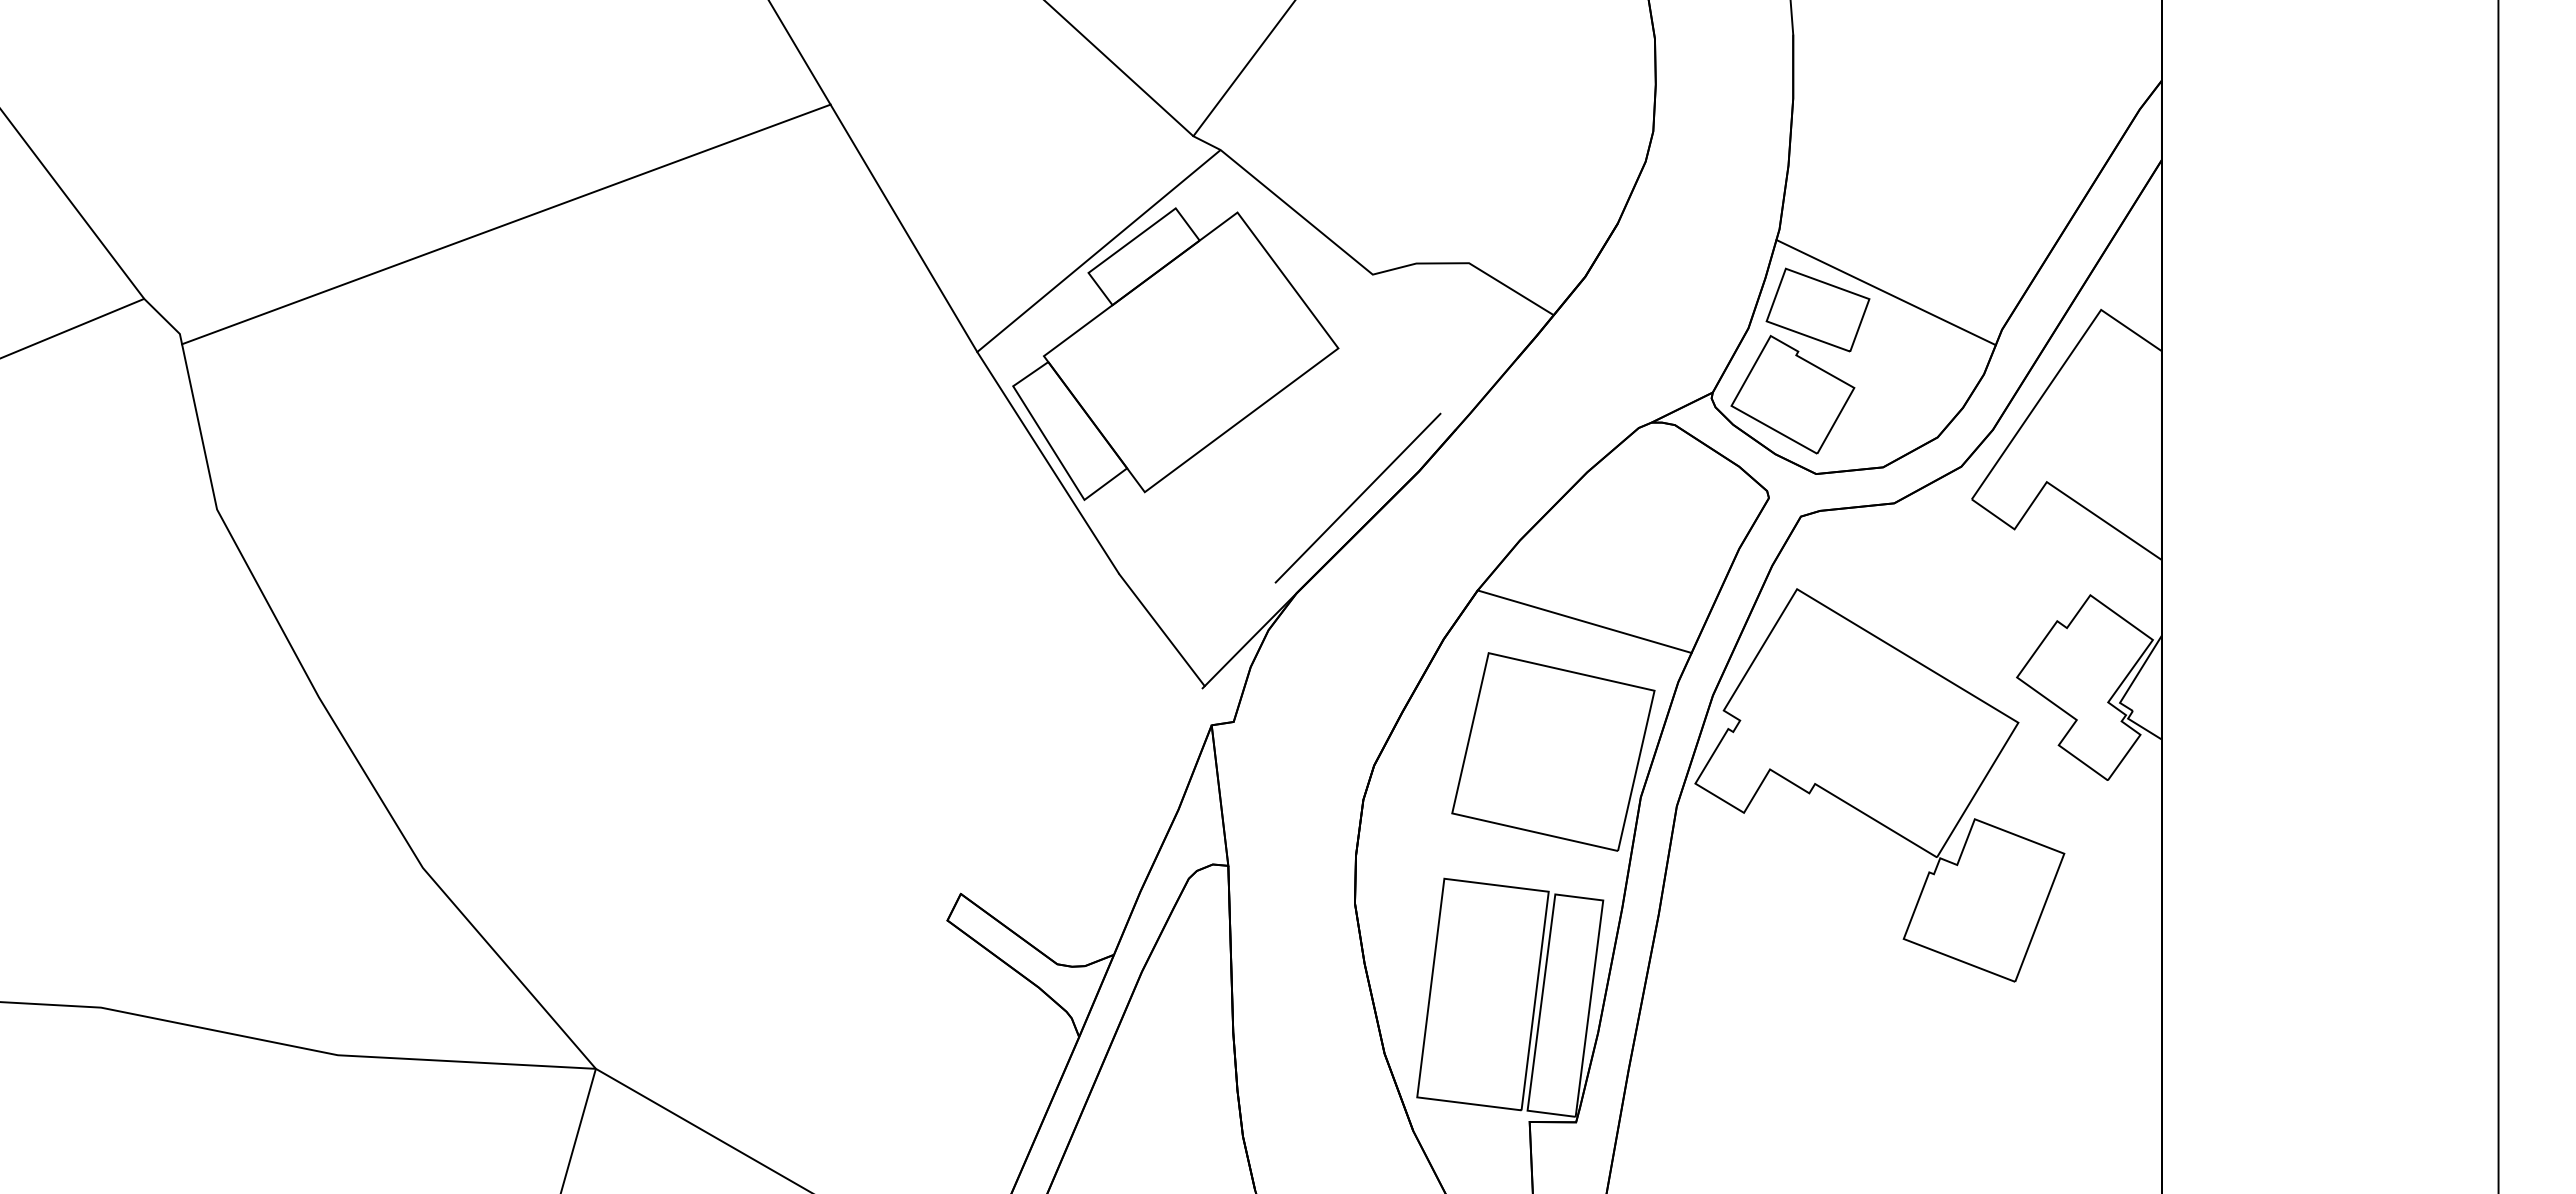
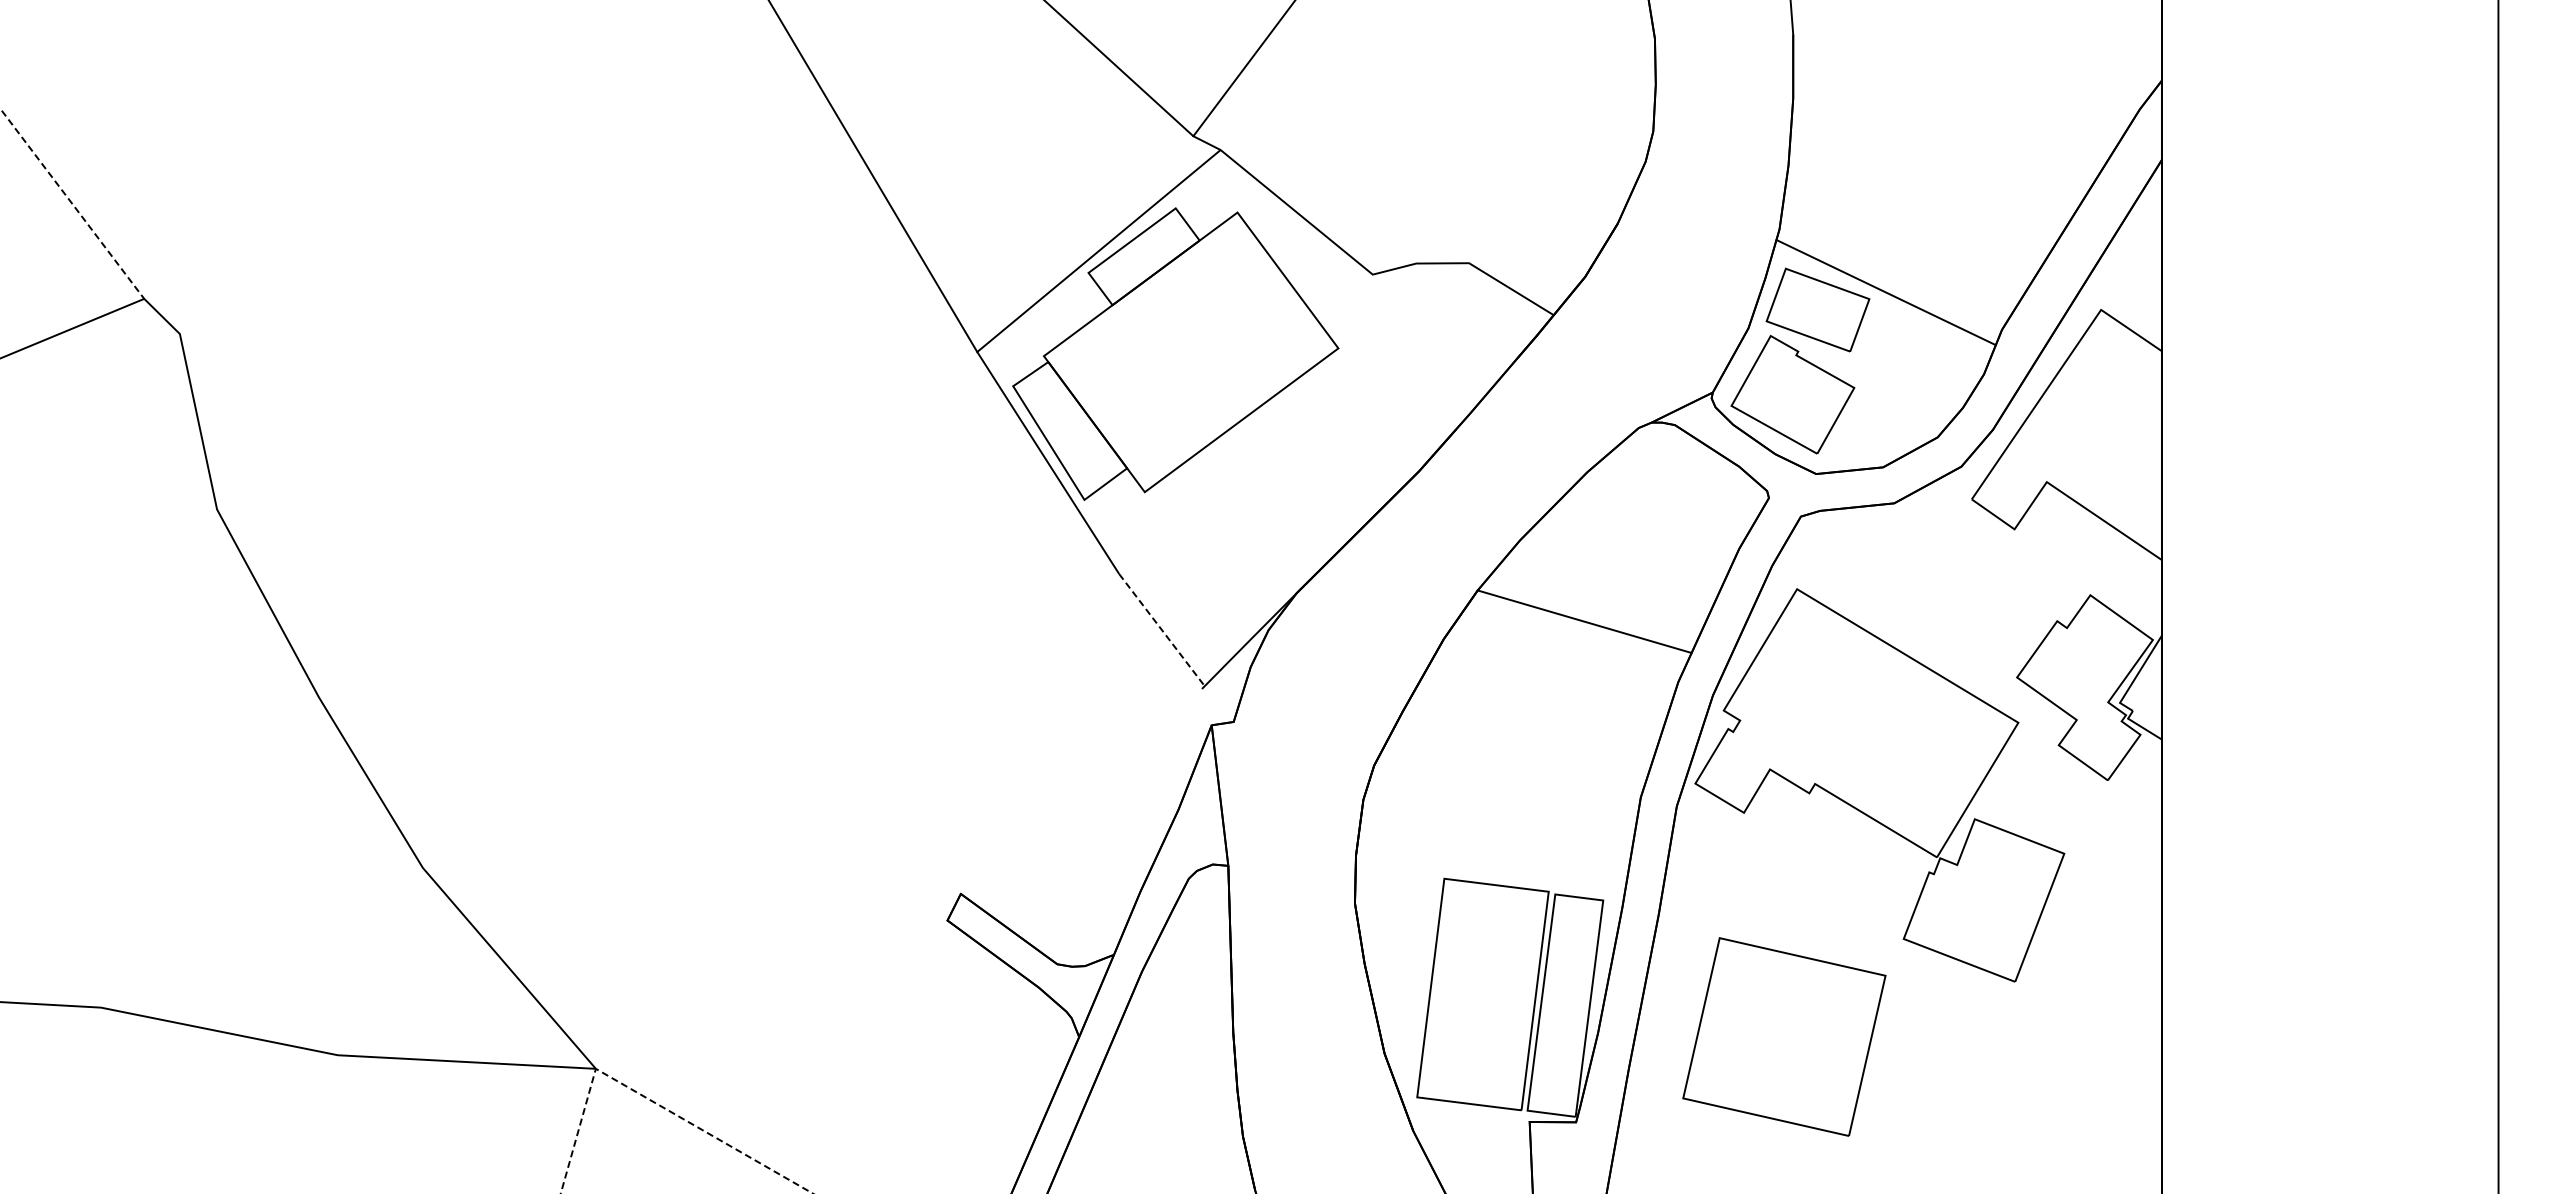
line: solid -> dashed (72, 204)
line: present -> none (506, 224)
line: present -> none (1357, 497)
line: solid -> dashed (1162, 630)
part position: (1553, 751) -> (1784, 1036) (1784, 1036)
line: solid -> dashed (647, 1098)
